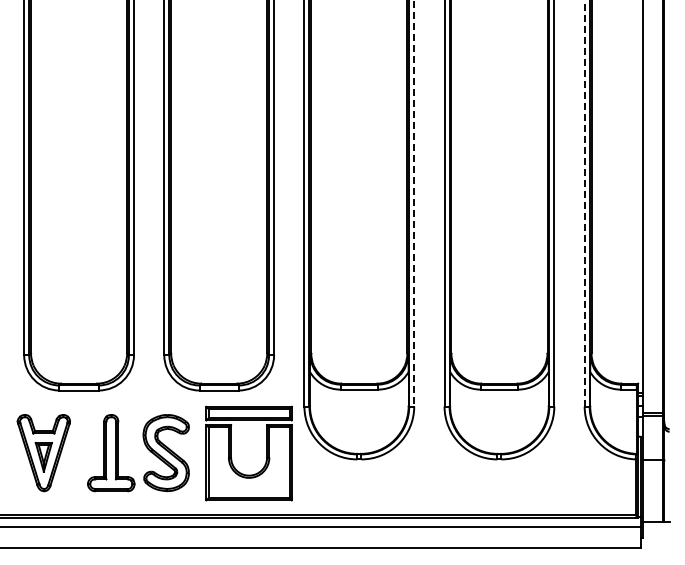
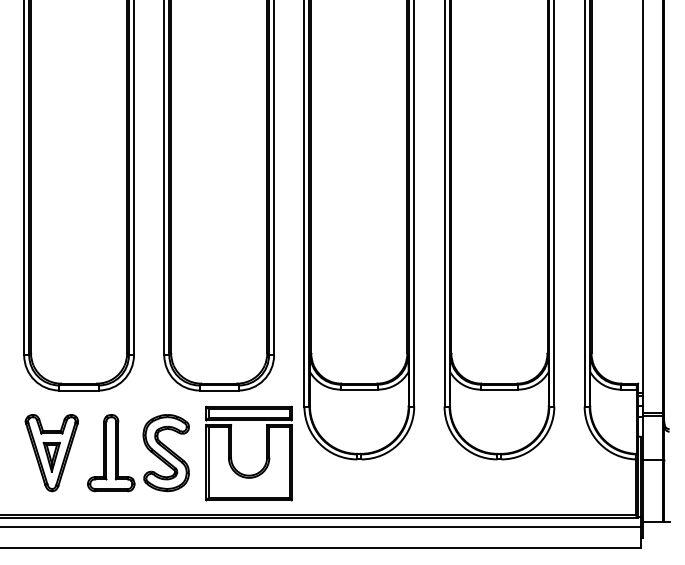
line: dashed -> solid (414, 203)
line: dashed -> solid (584, 203)
part position: (43, 453) -> (51, 453) (51, 453)
